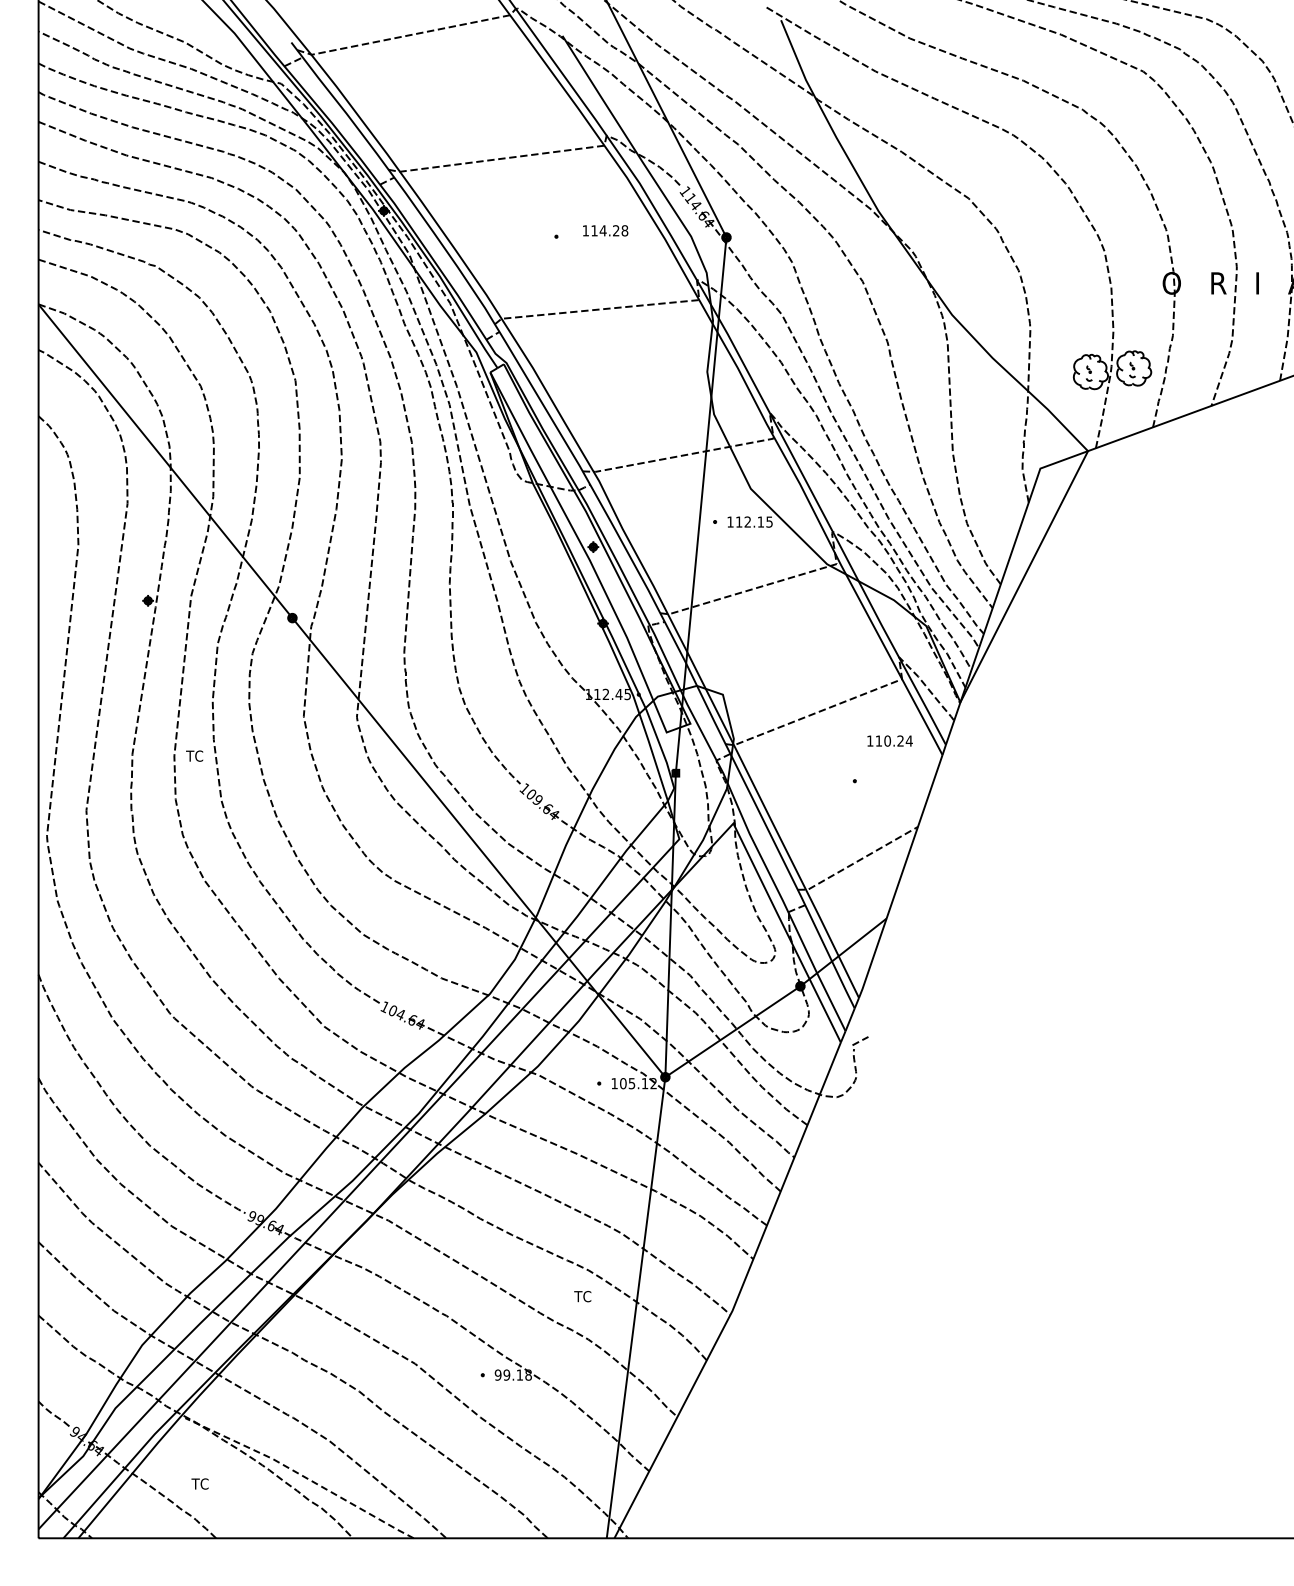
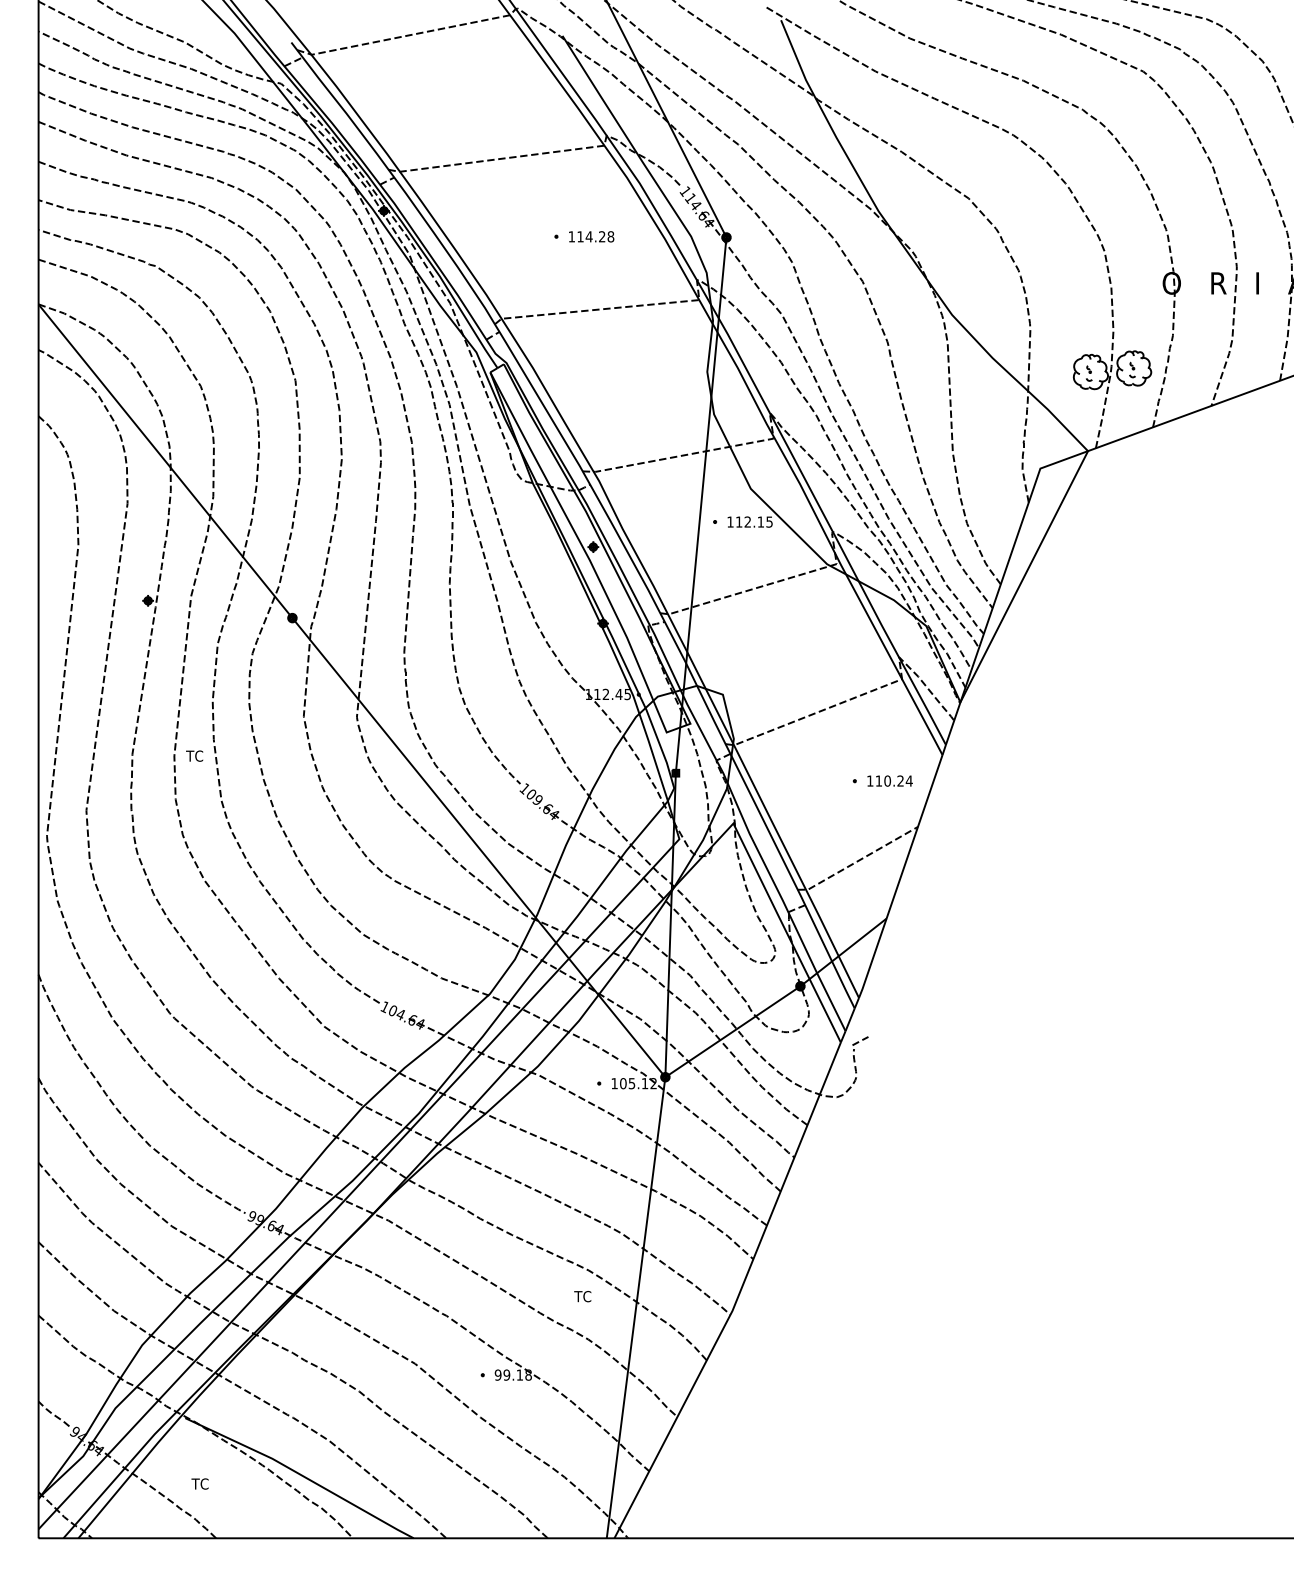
text position: (605, 230) -> (591, 236) (591, 236)
text position: (889, 740) -> (889, 780) (889, 780)
line: dashed -> solid (300, 1474)
